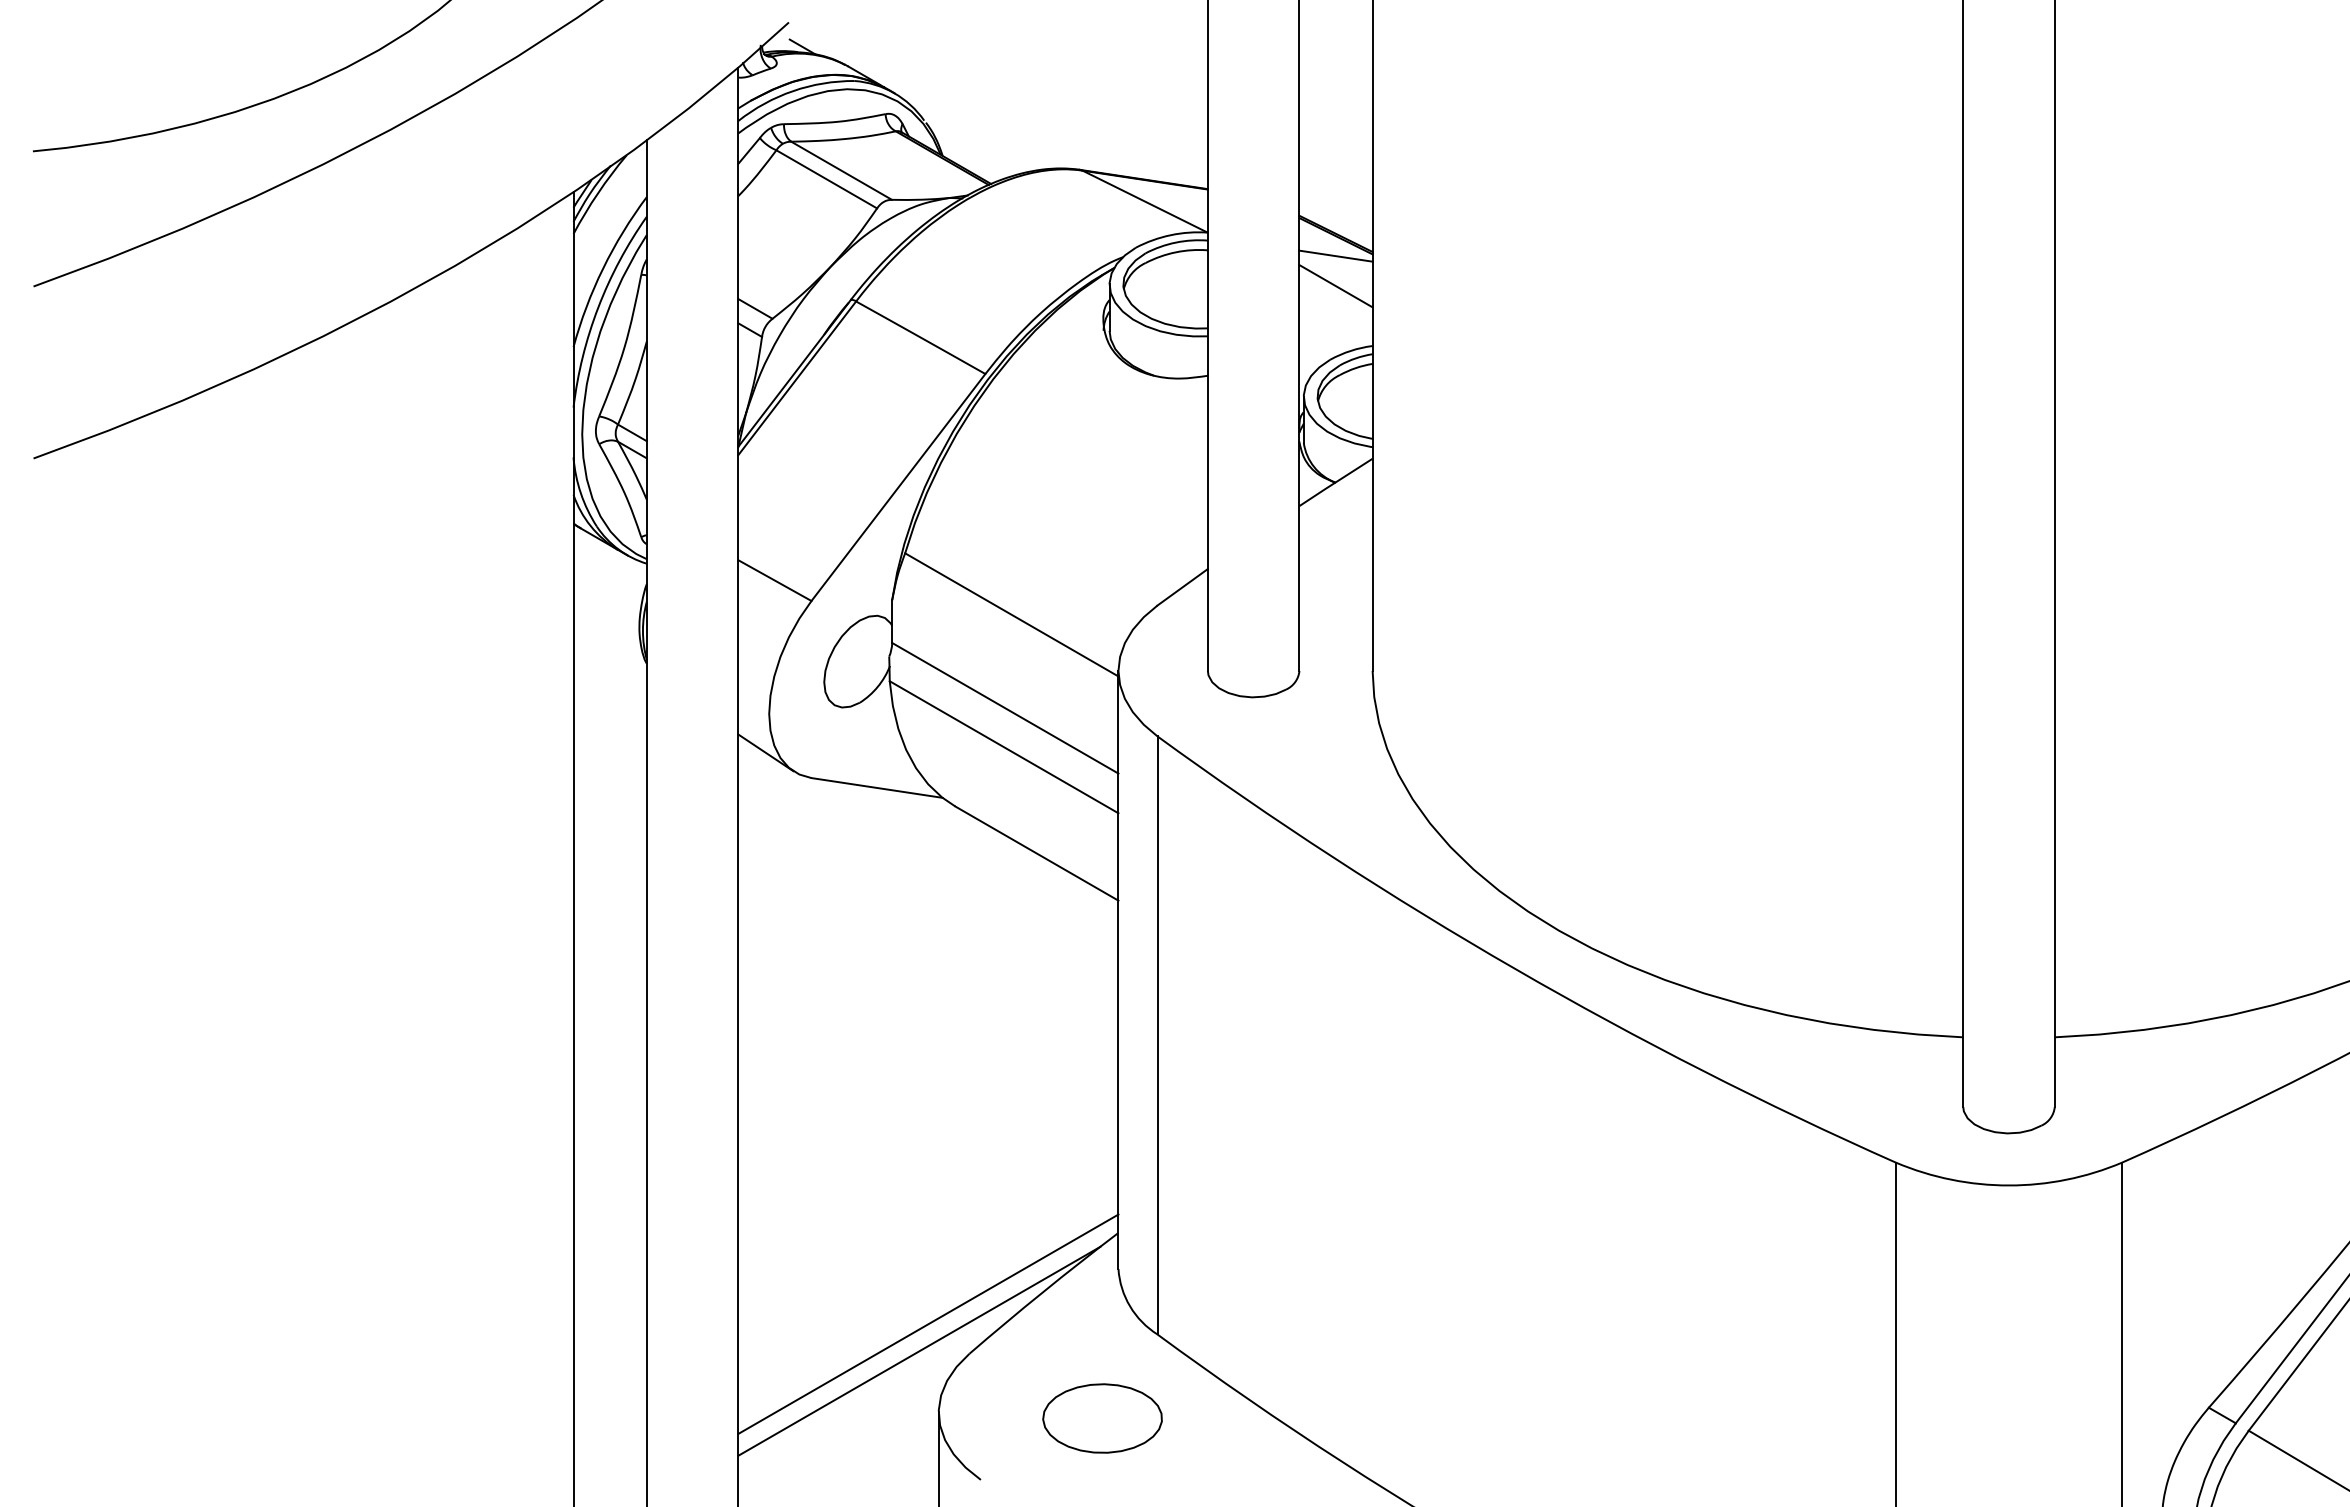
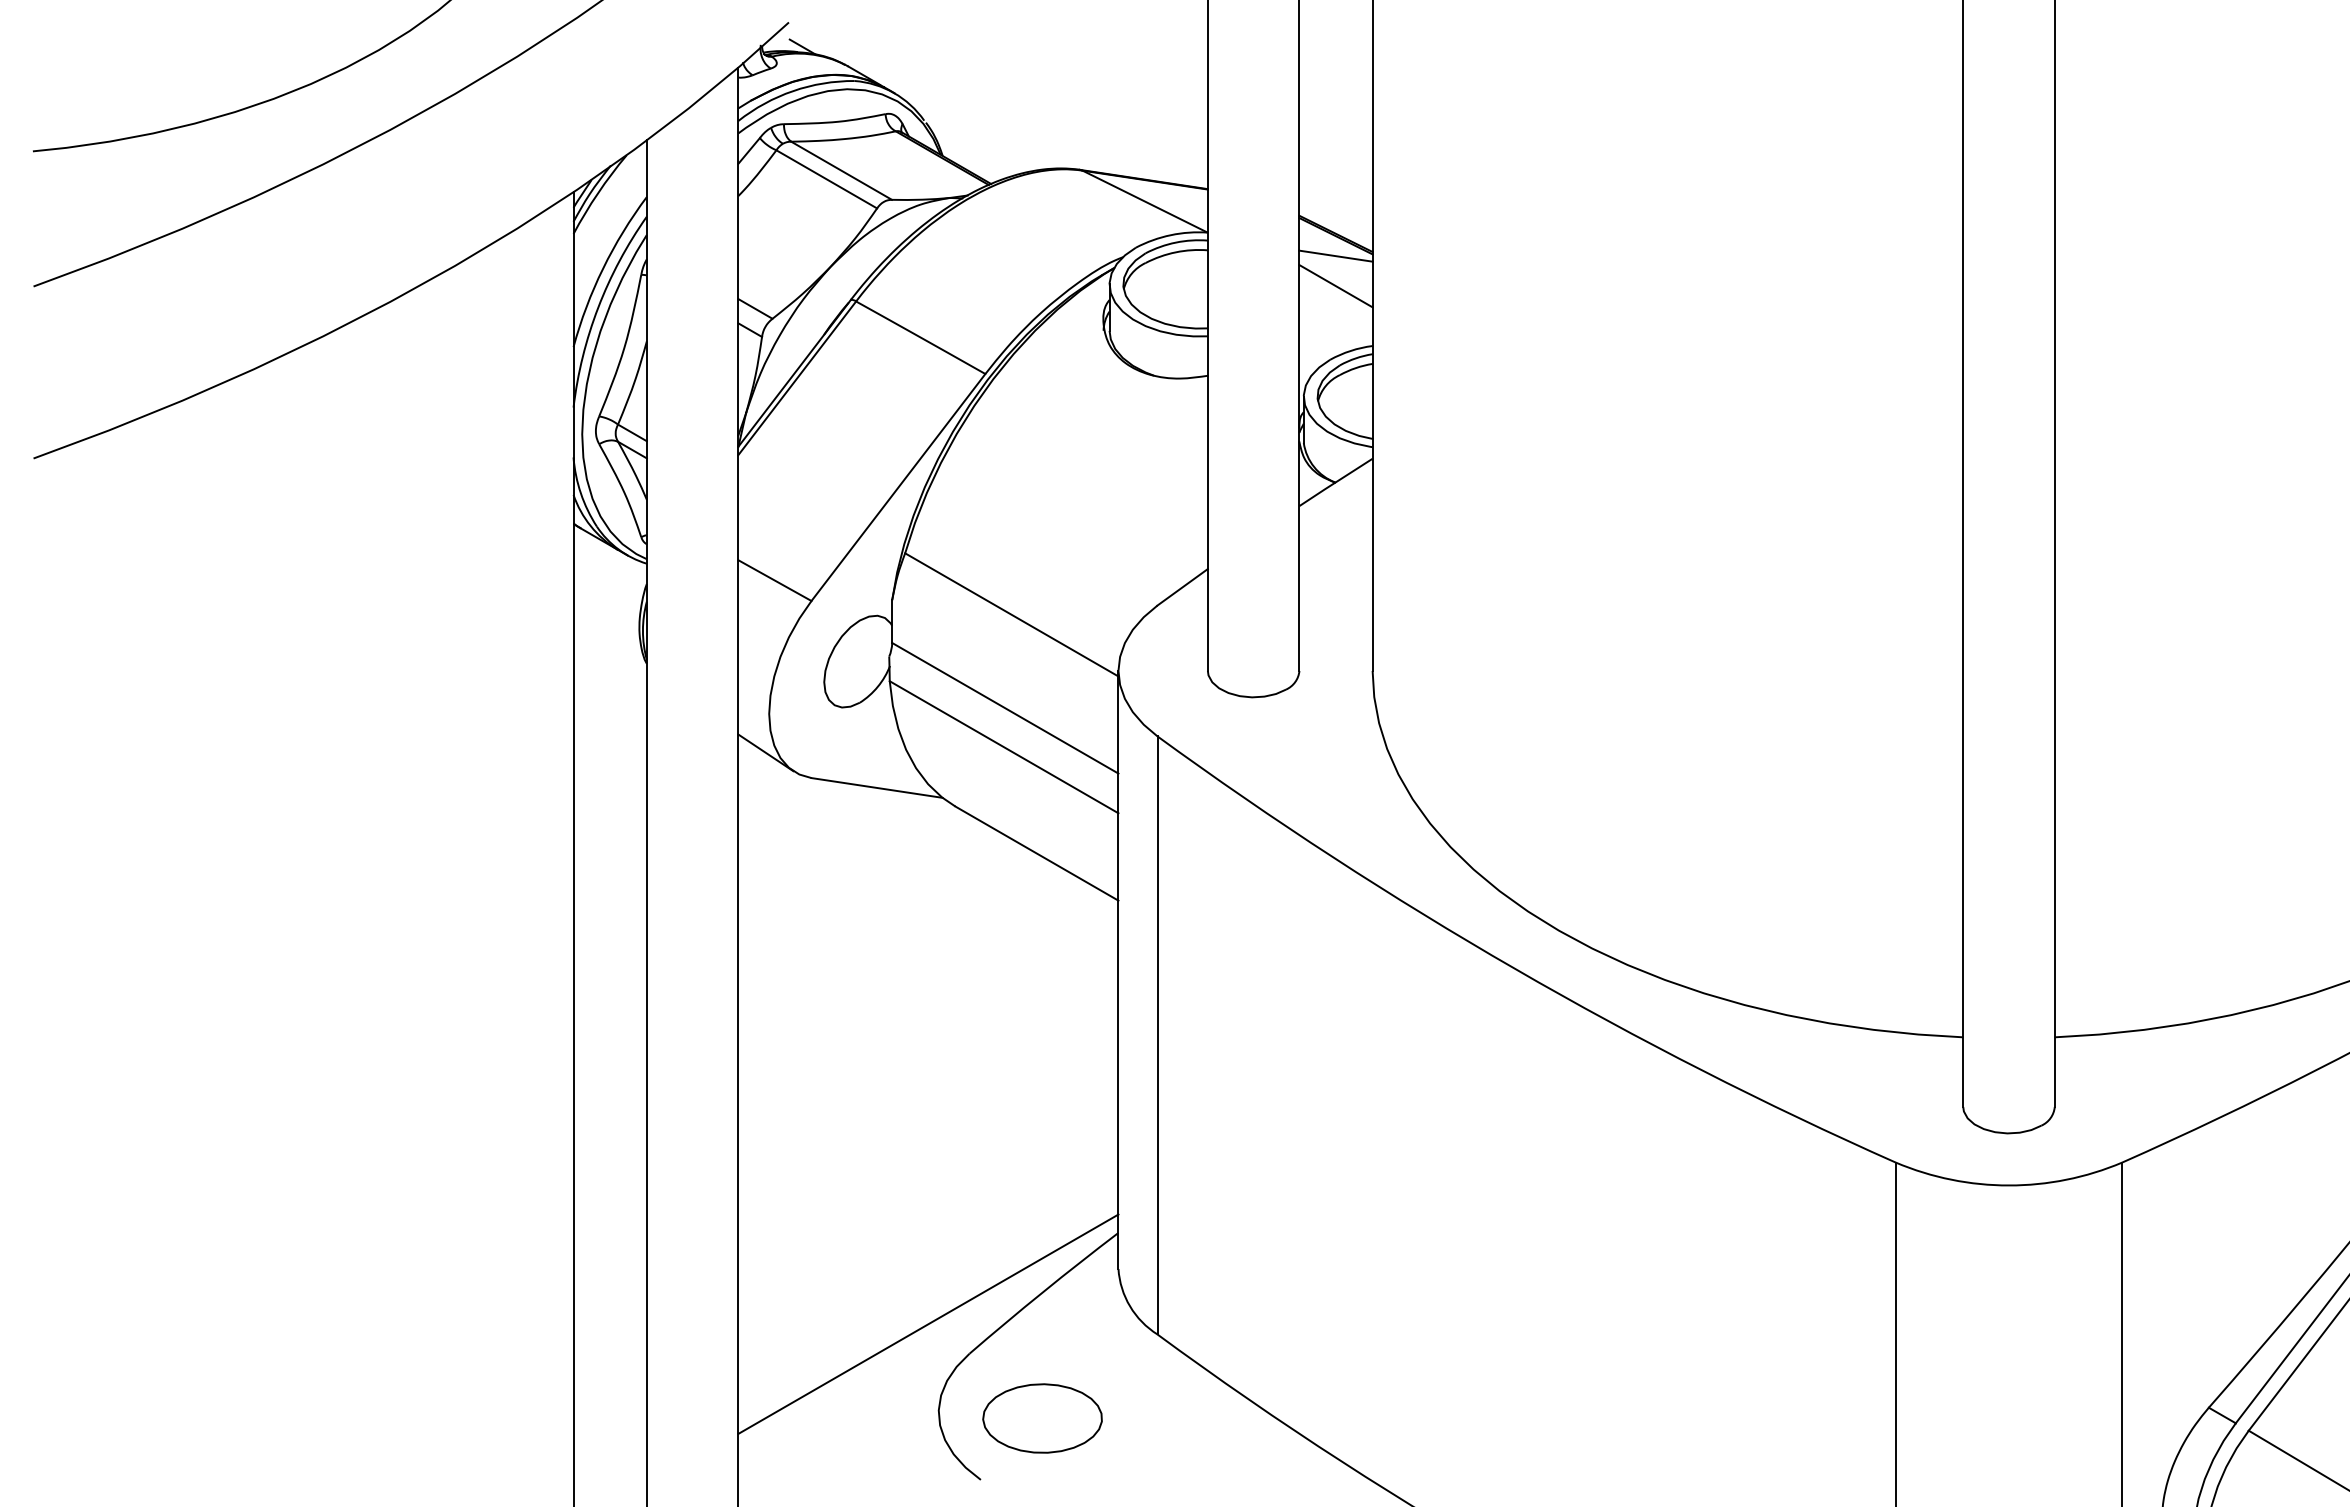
line: present -> none (919, 1350)
part position: (1102, 1418) -> (1042, 1418) (1042, 1418)
line: present -> none (938, 1457)
